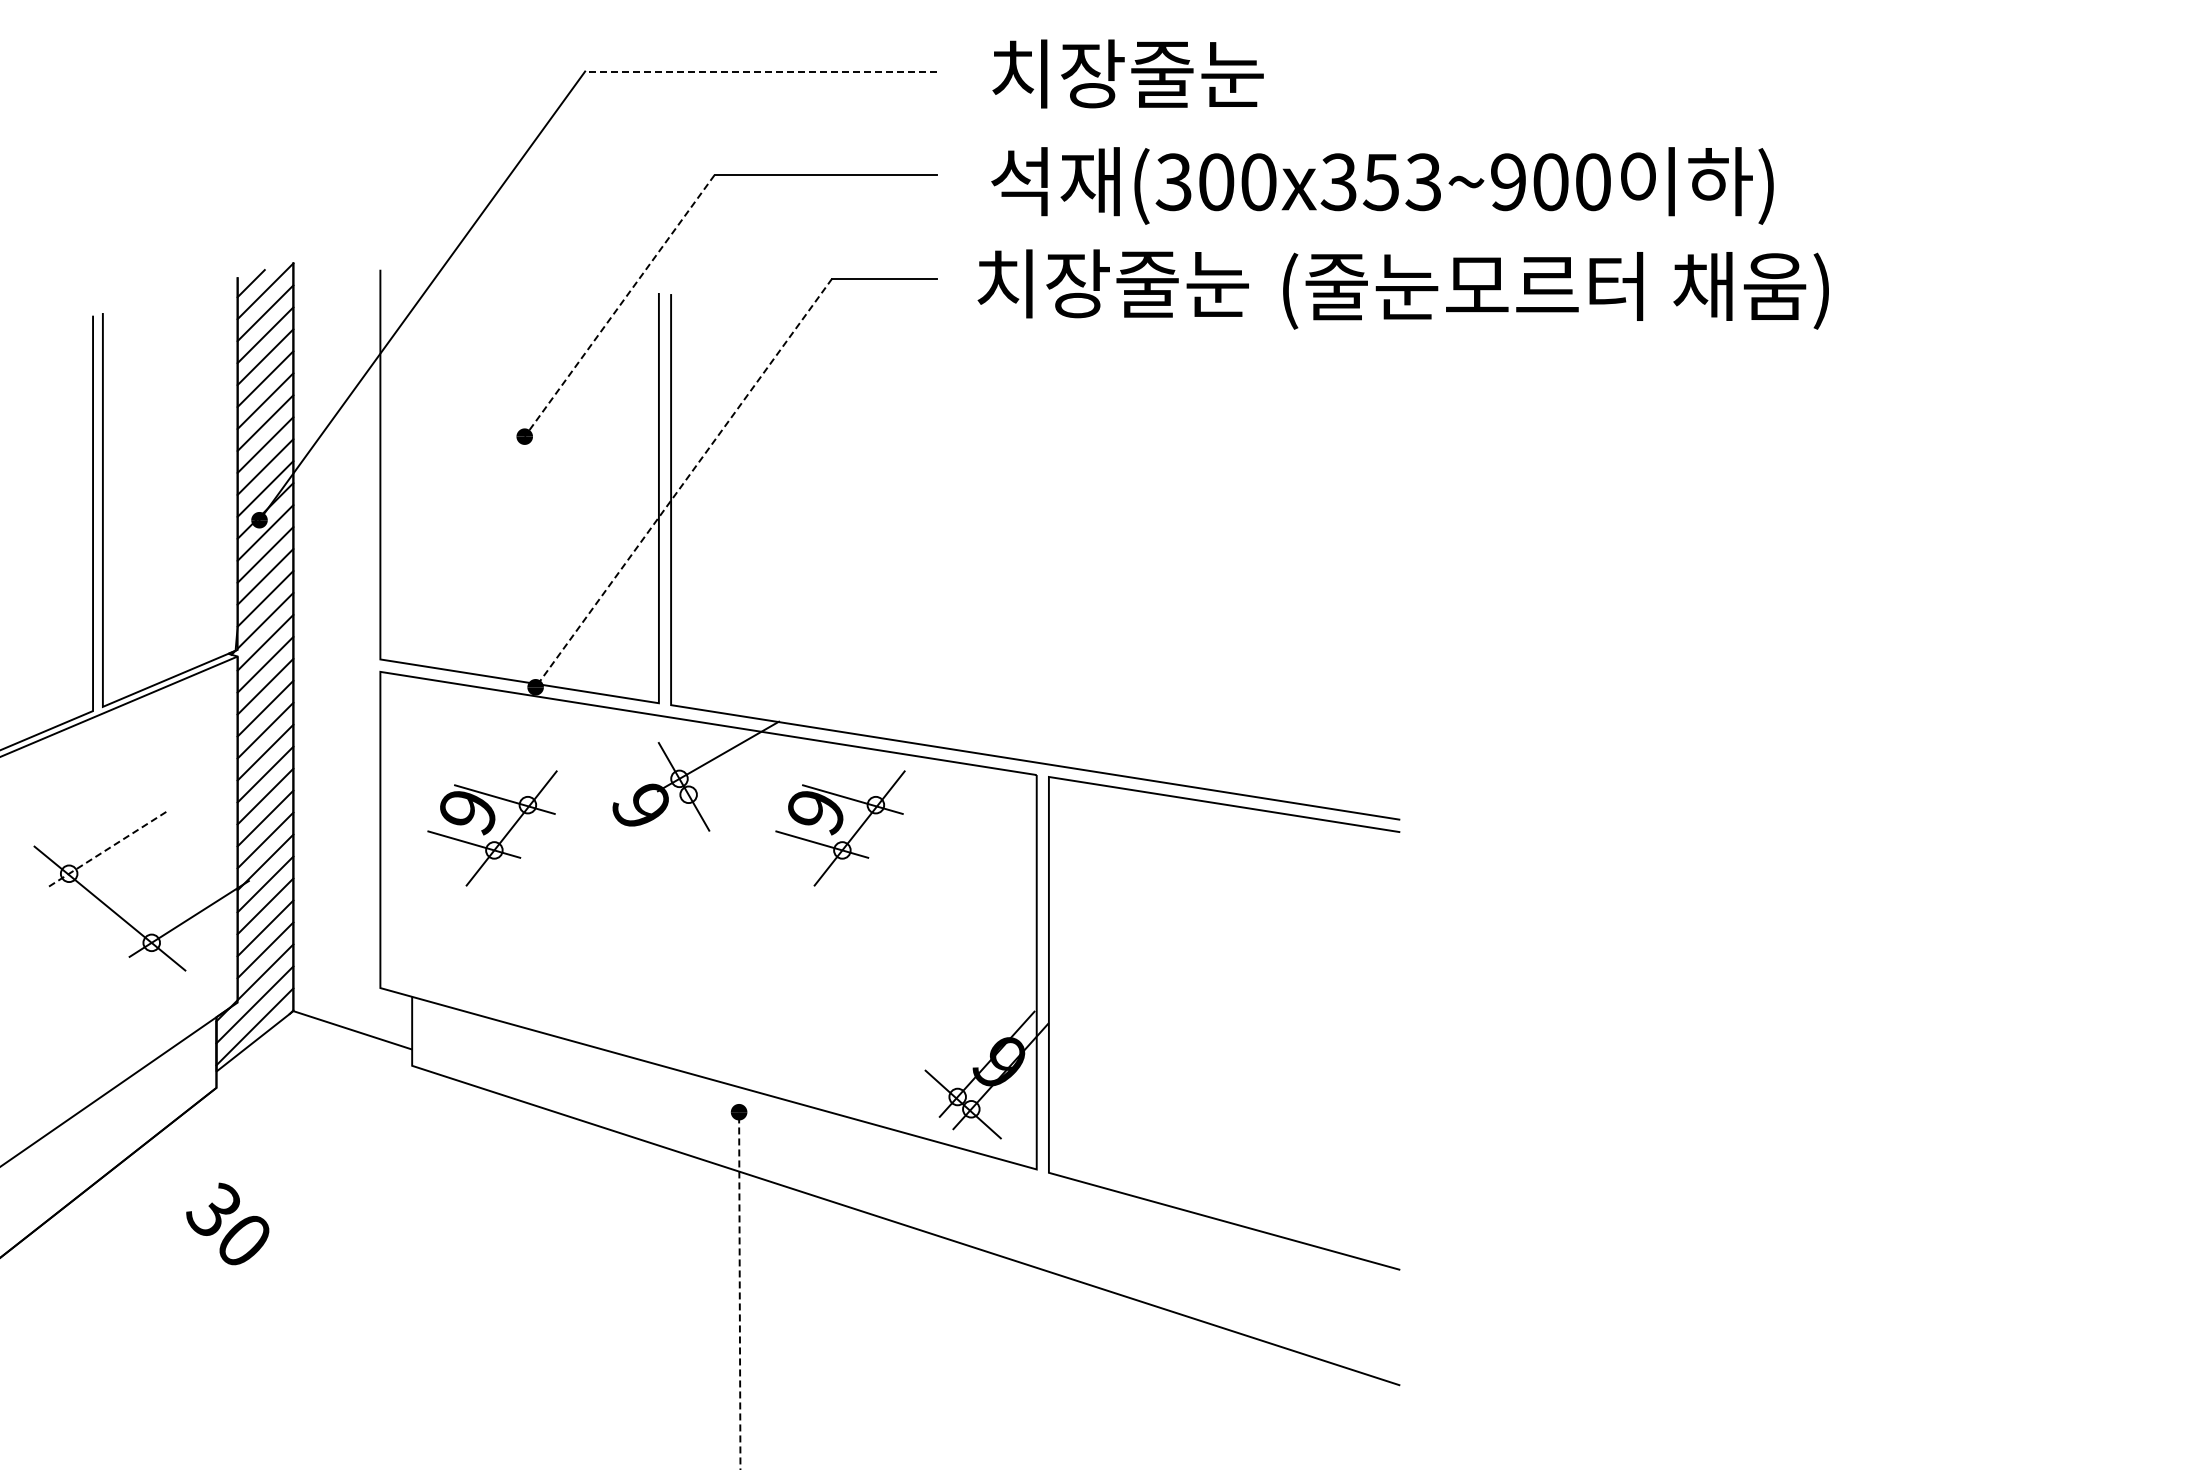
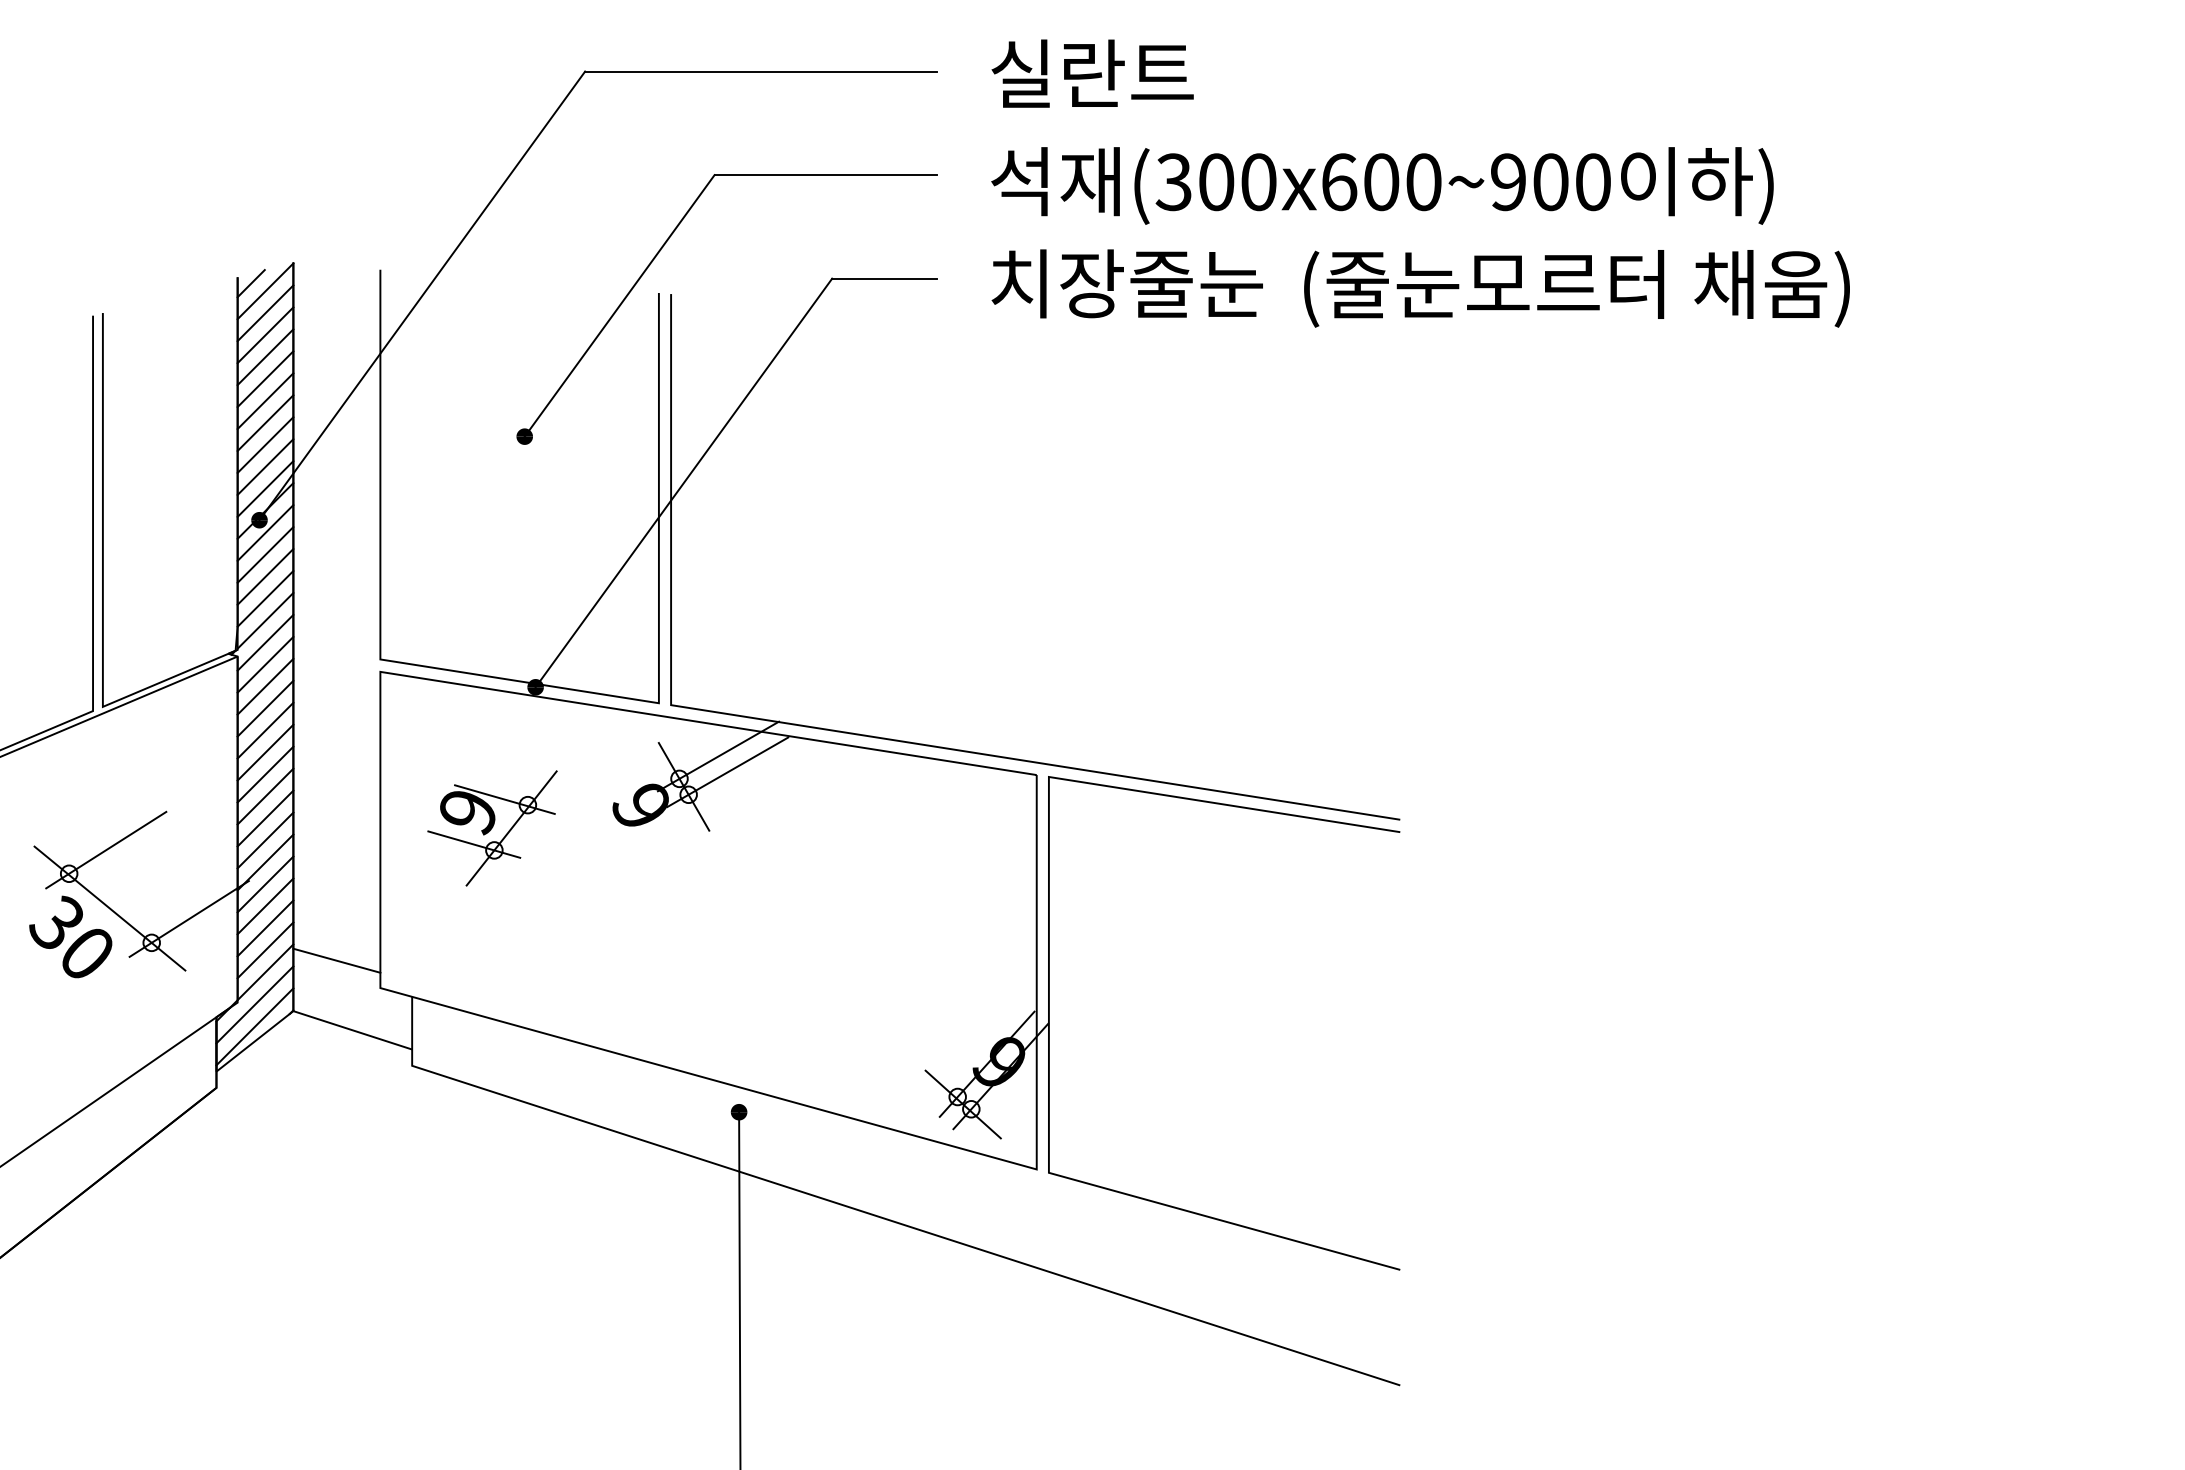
line: dashed -> solid (760, 71)
text: 치장줄눈 -> 실란트 (1127, 74)
text: (300x353~900 -> (300x600~900 (1380, 182)
text position: (1112, 283) -> (1126, 283) (1126, 283)
text position: (1555, 290) -> (1576, 288) (1576, 288)
line: dashed -> solid (619, 305)
line: dashed -> solid (683, 483)
line: none -> present (727, 772)
part: present -> none (840, 828)
line: dashed -> solid (105, 850)
line: none -> present (336, 960)
text position: (227, 1223) -> (70, 936) (70, 936)
line: dashed -> solid (739, 1290)
